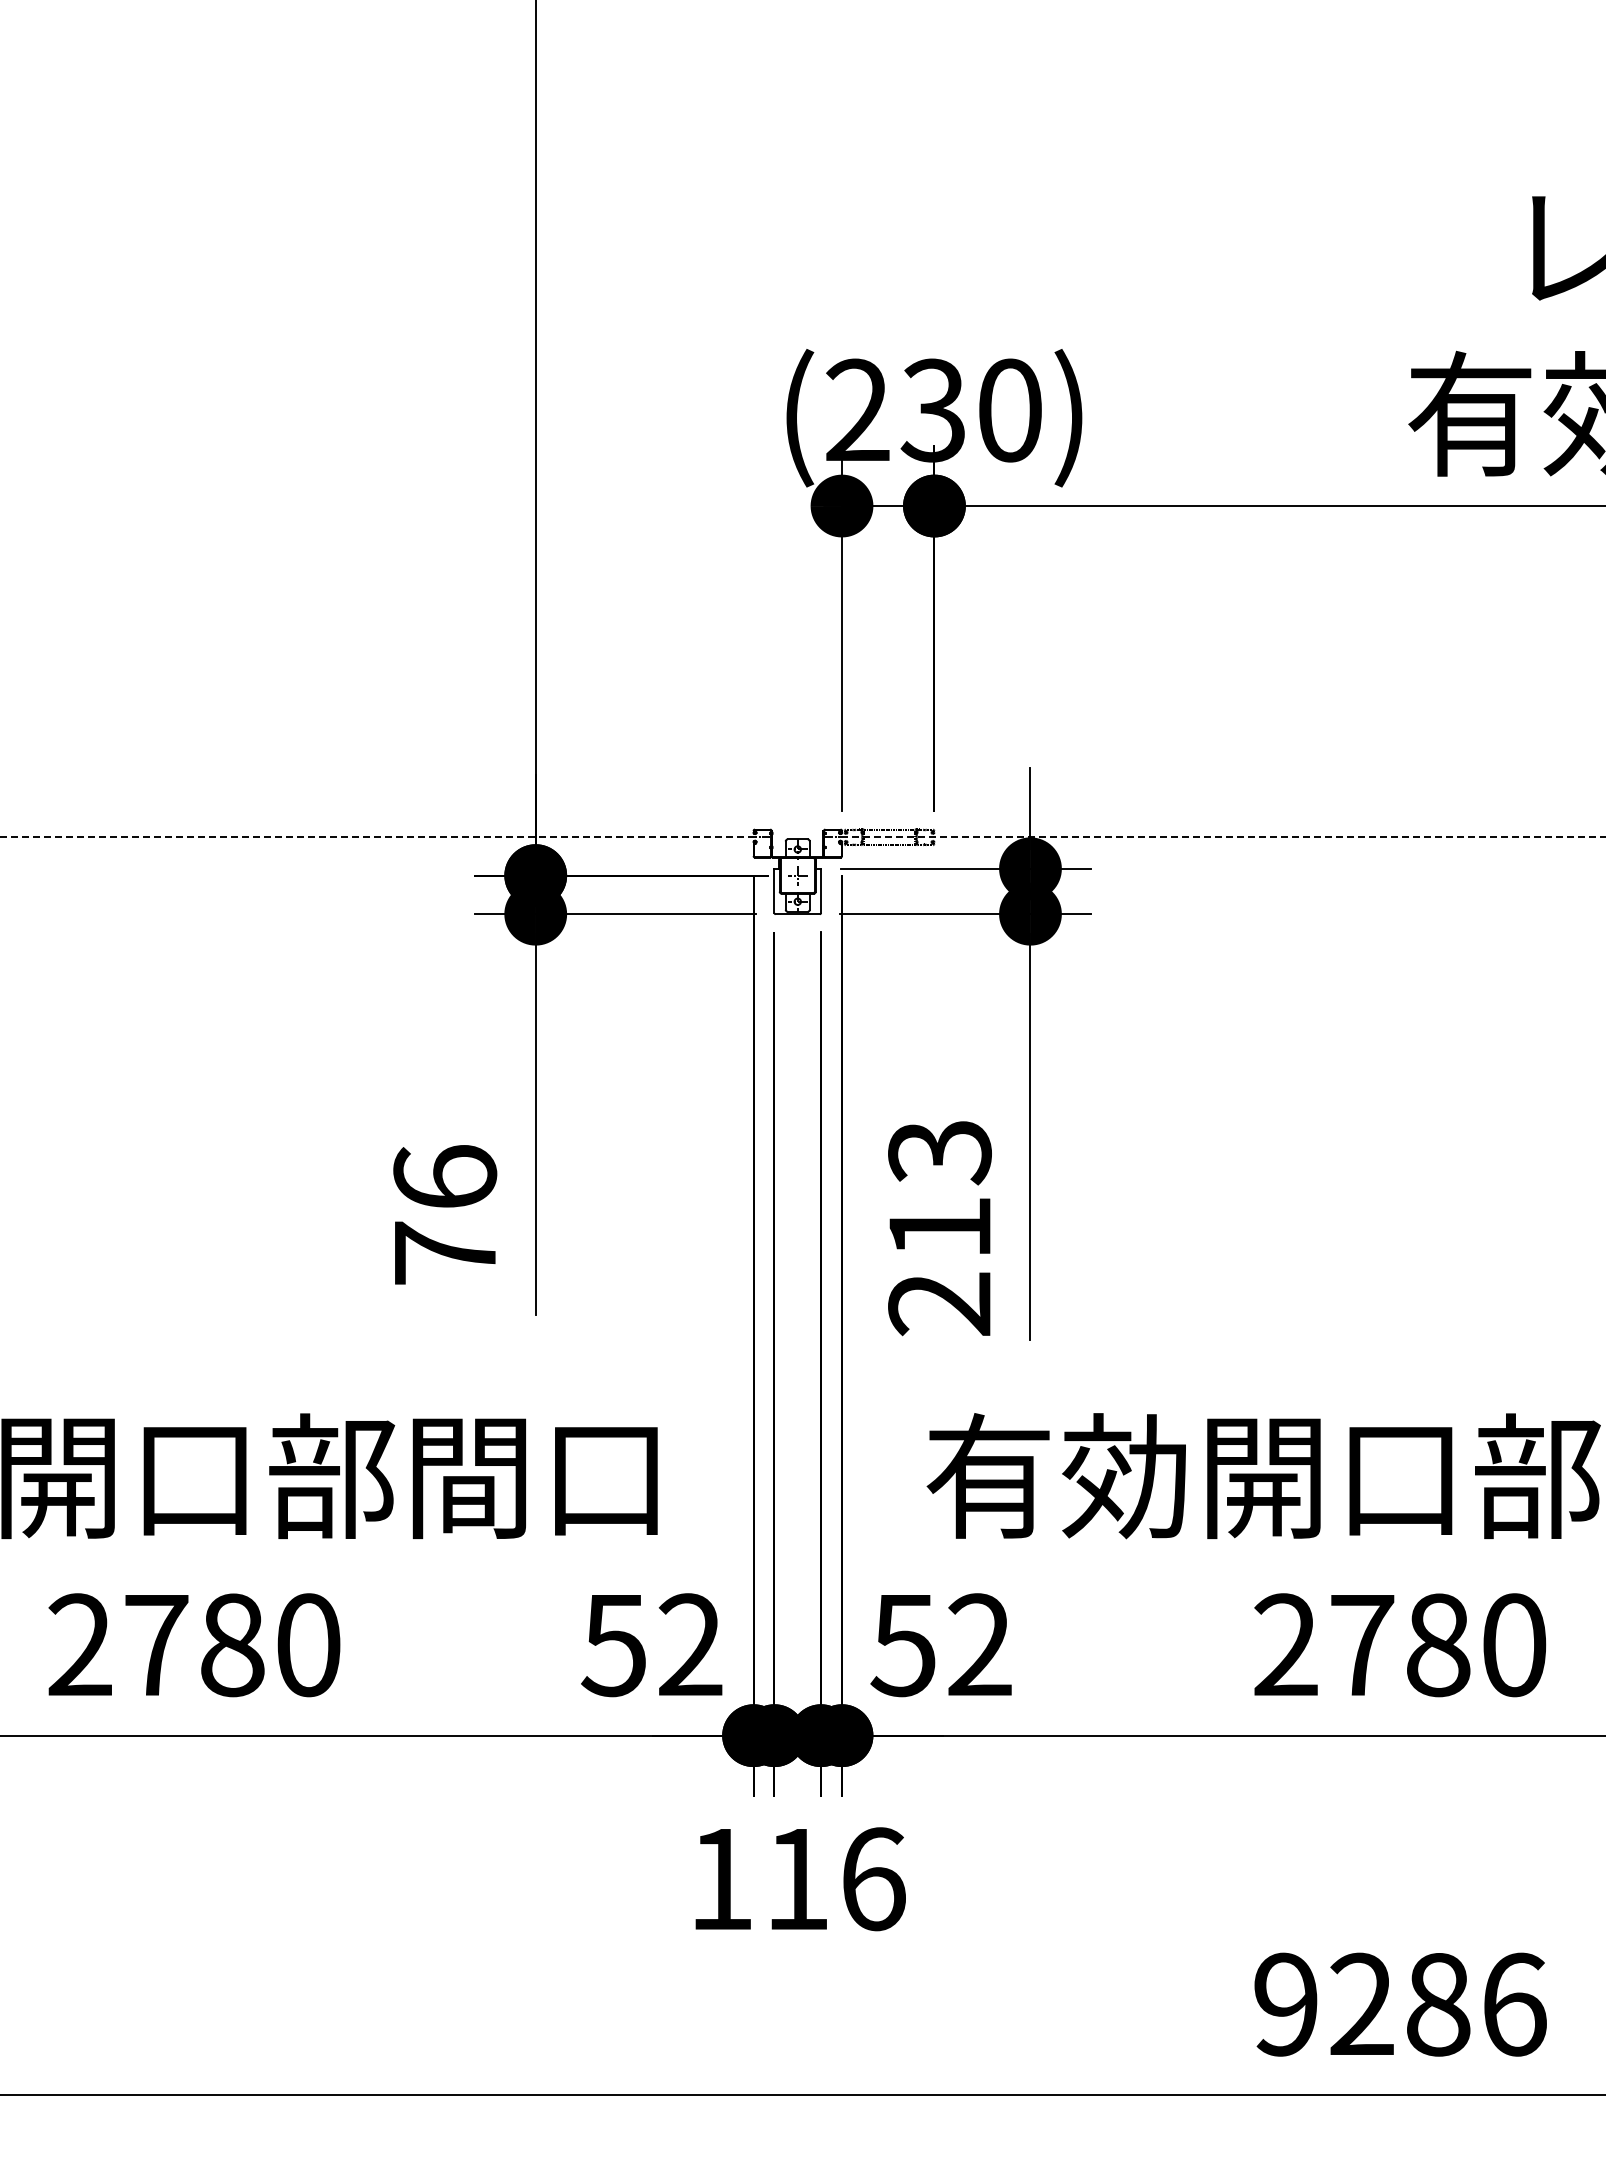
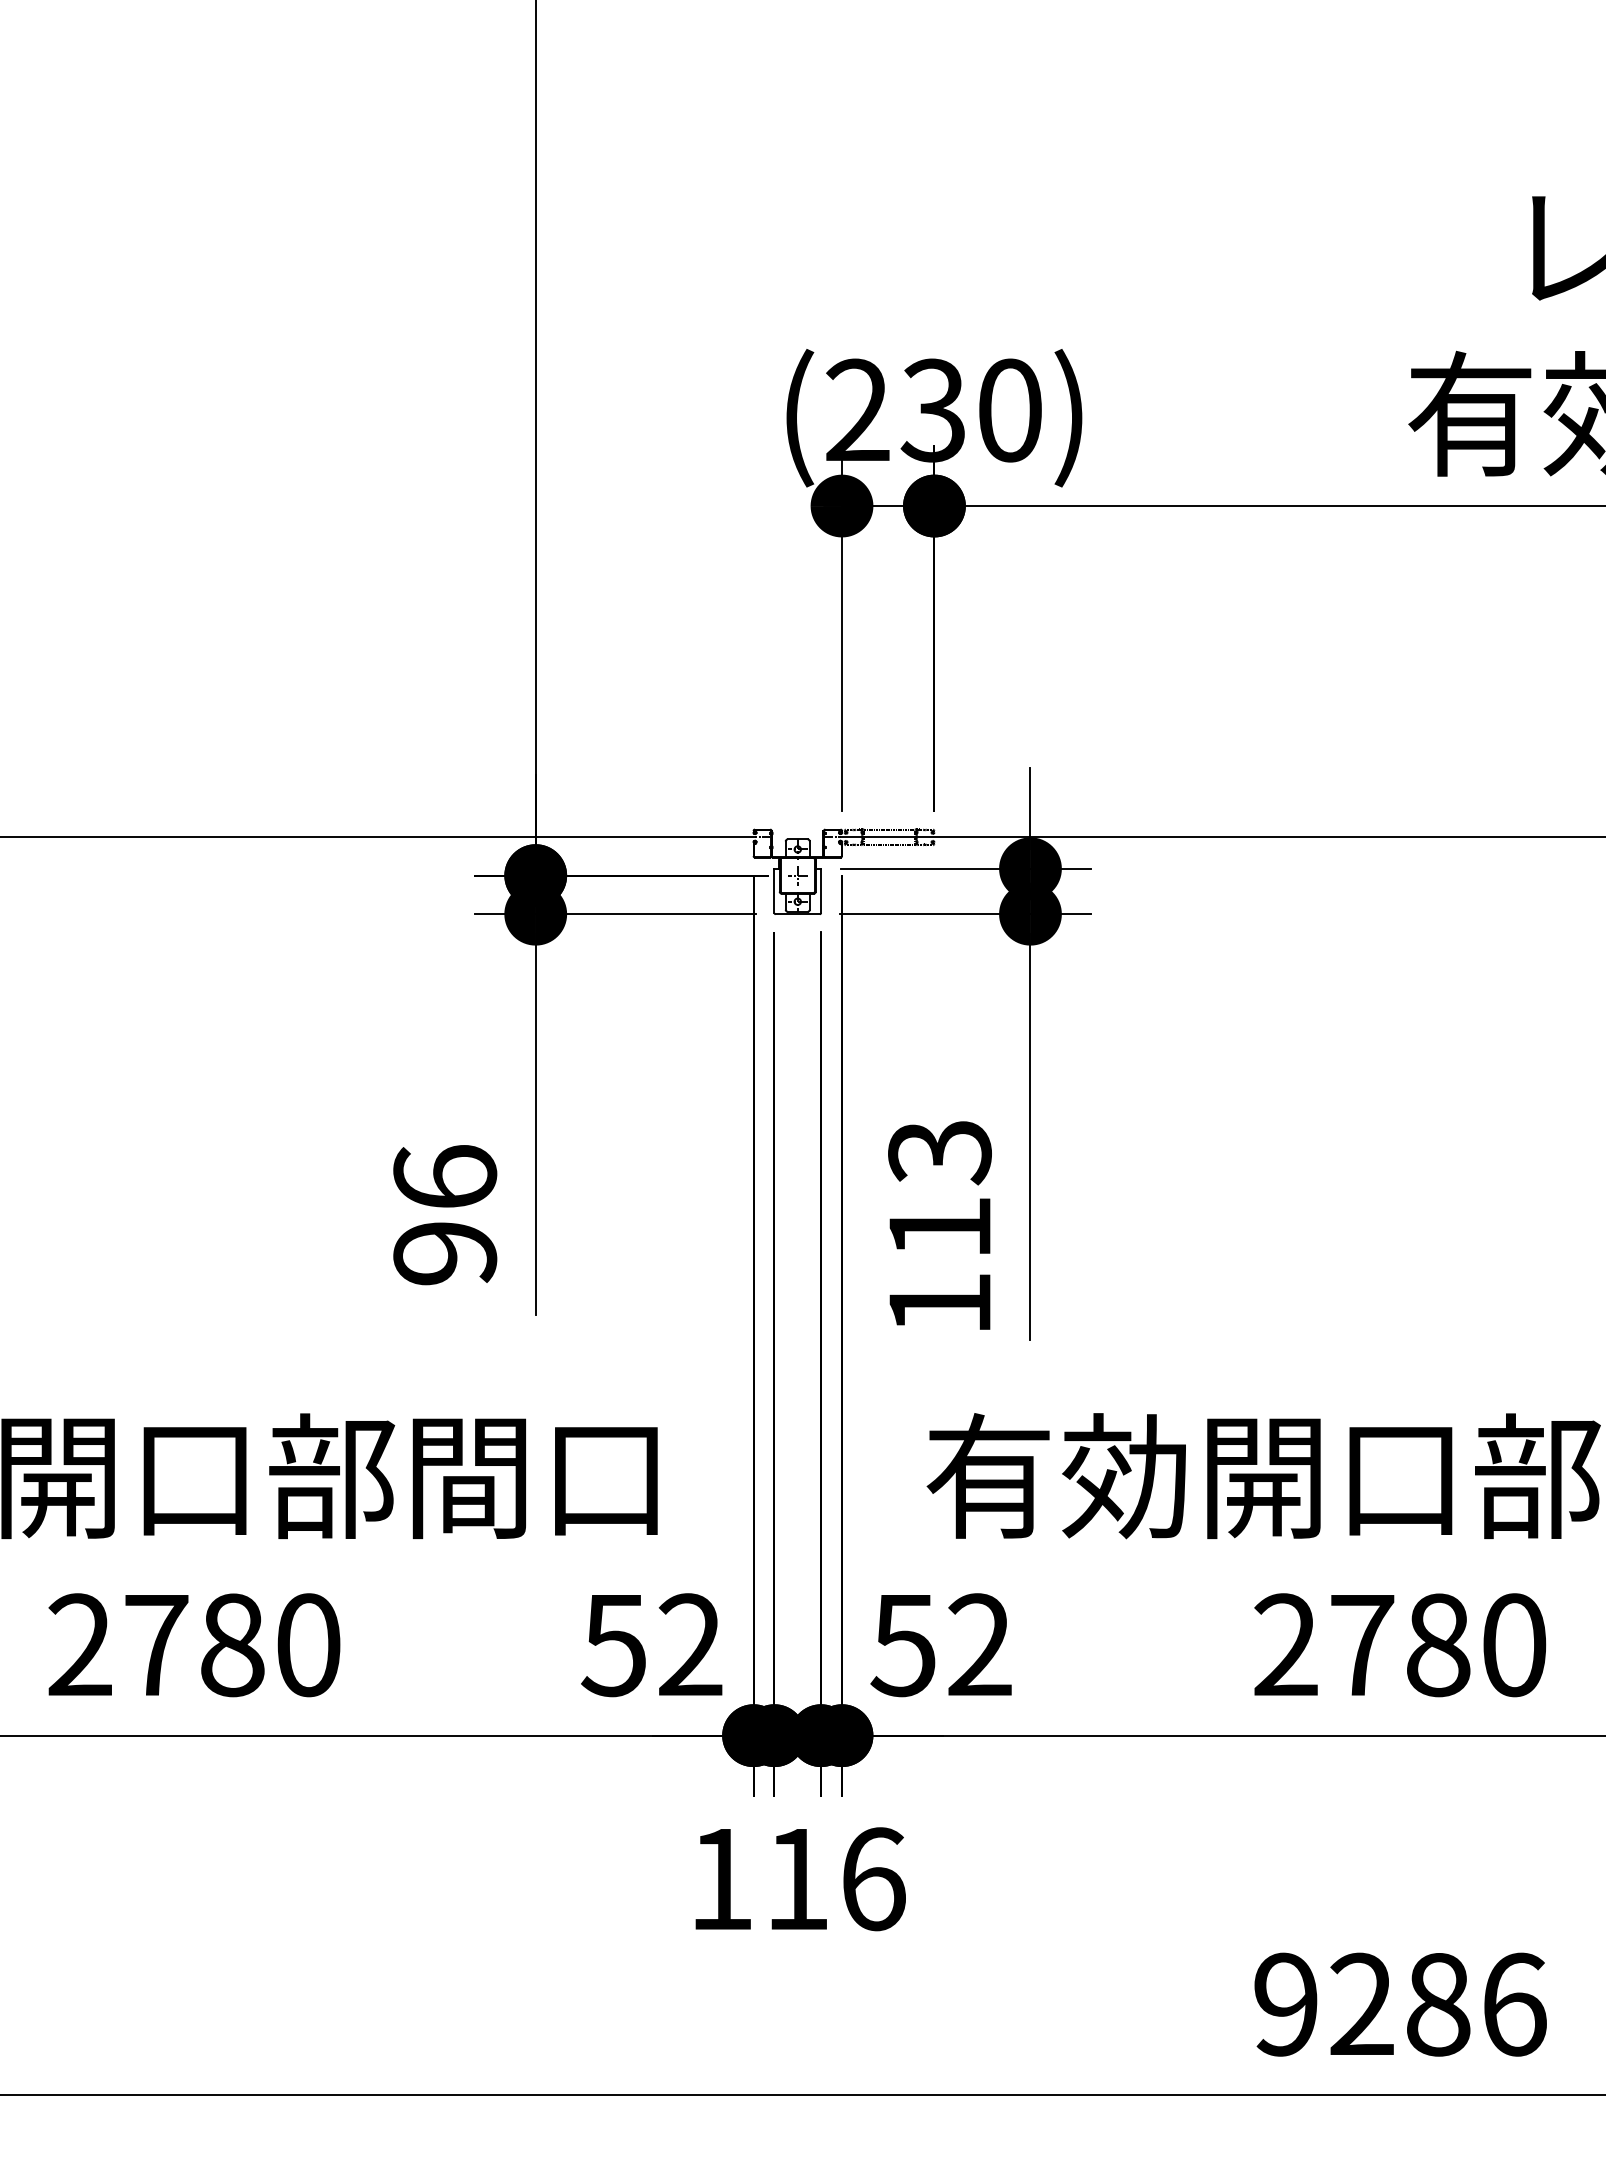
line: dashed -> solid (377, 837)
line: dashed -> solid (1223, 837)
text: 76 -> 96 (445, 1253)
text: 213 -> 113 (939, 1304)
